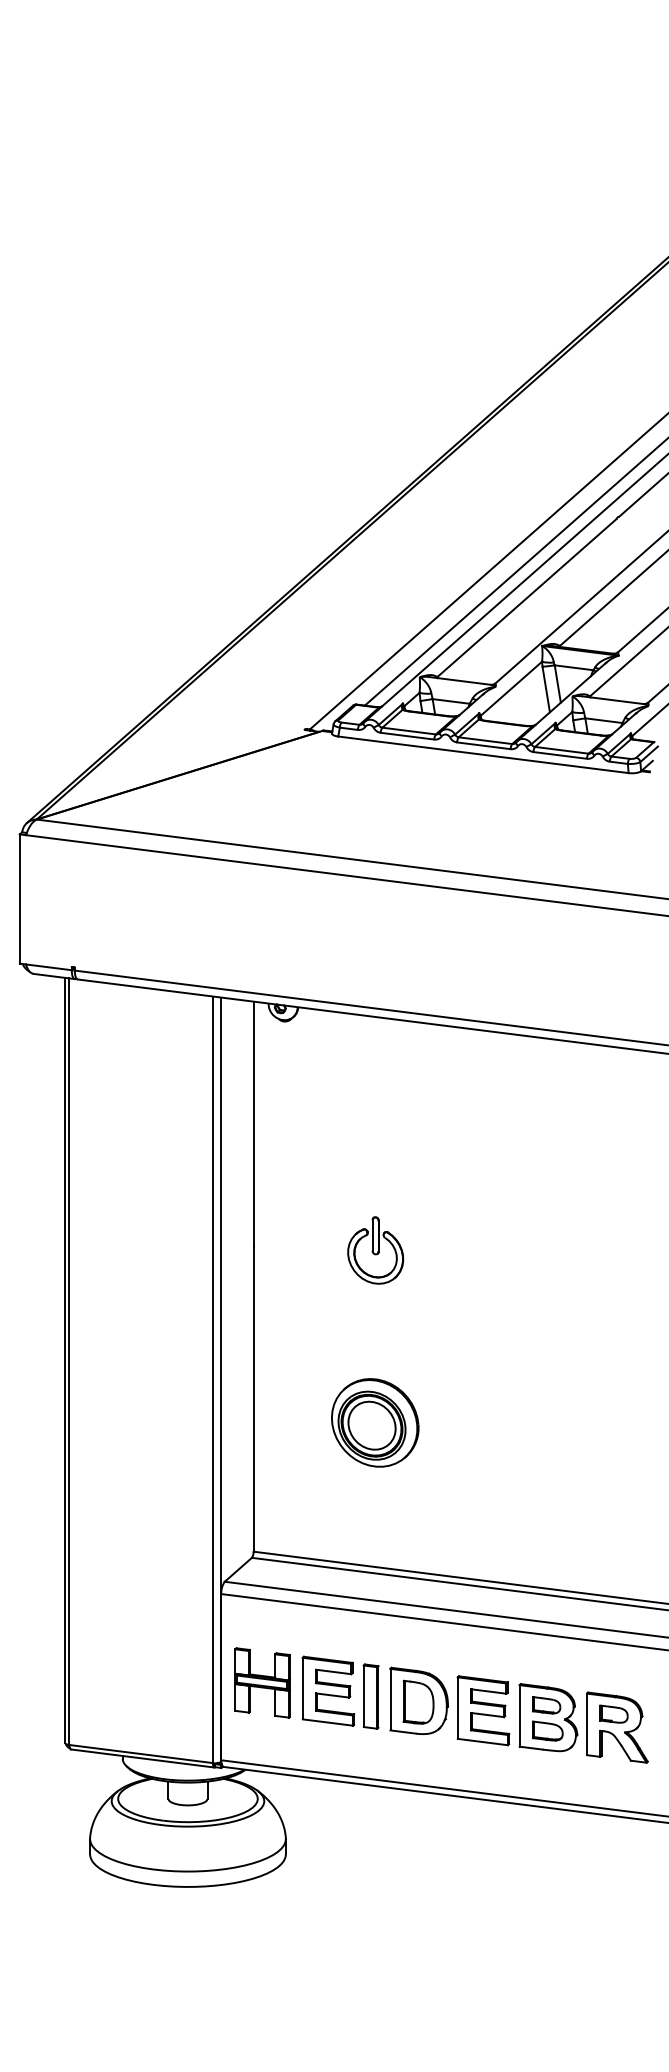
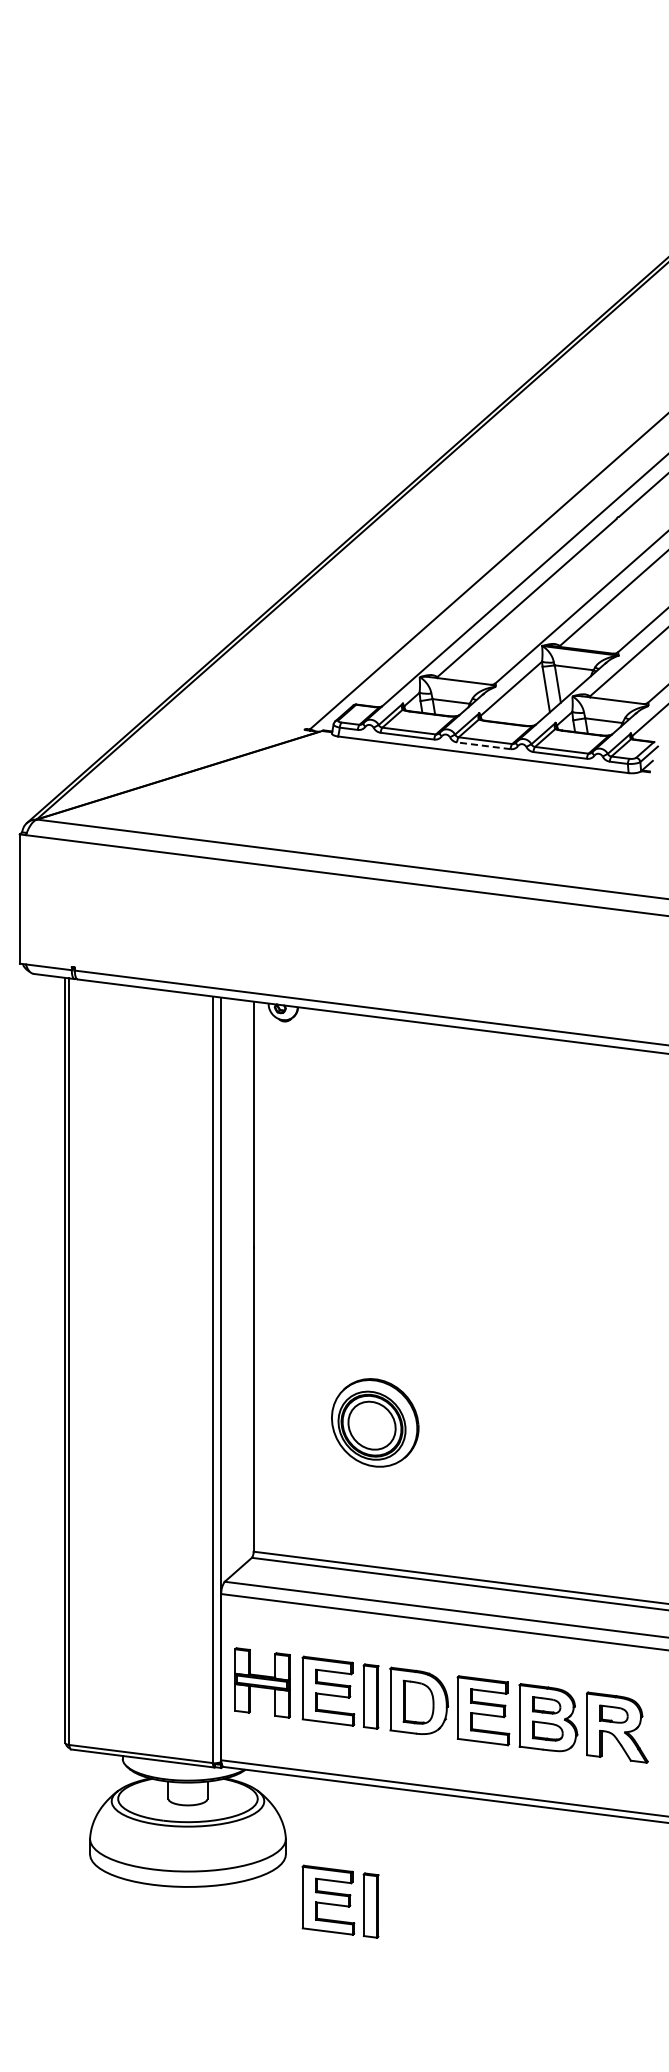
line: present -> none (514, 572)
line: solid -> dashed (483, 745)
part: present -> none (375, 1250)
part: none -> present (340, 1901)
